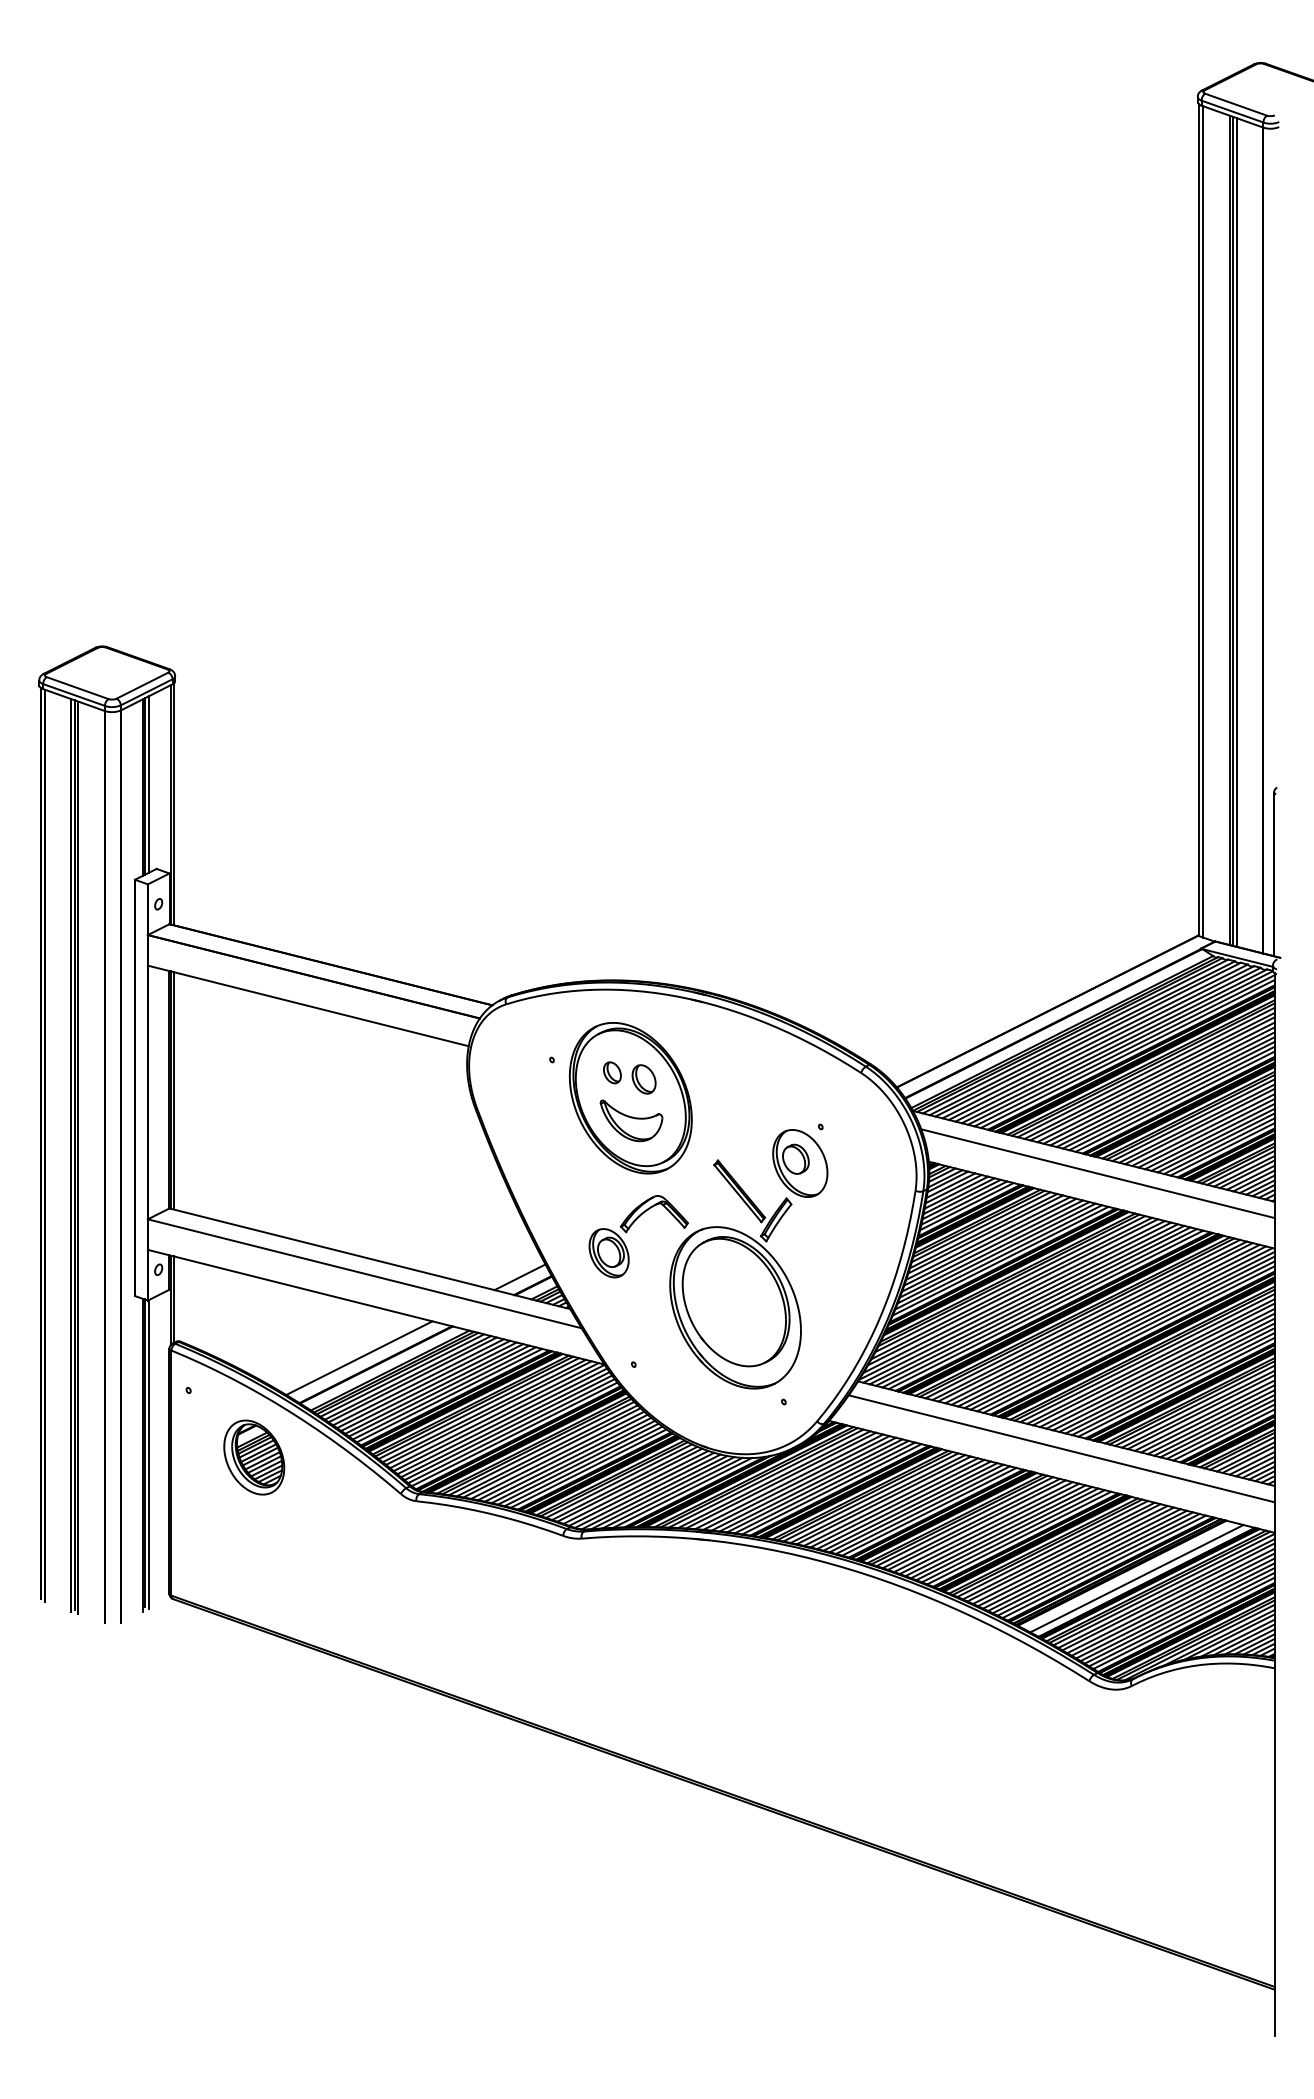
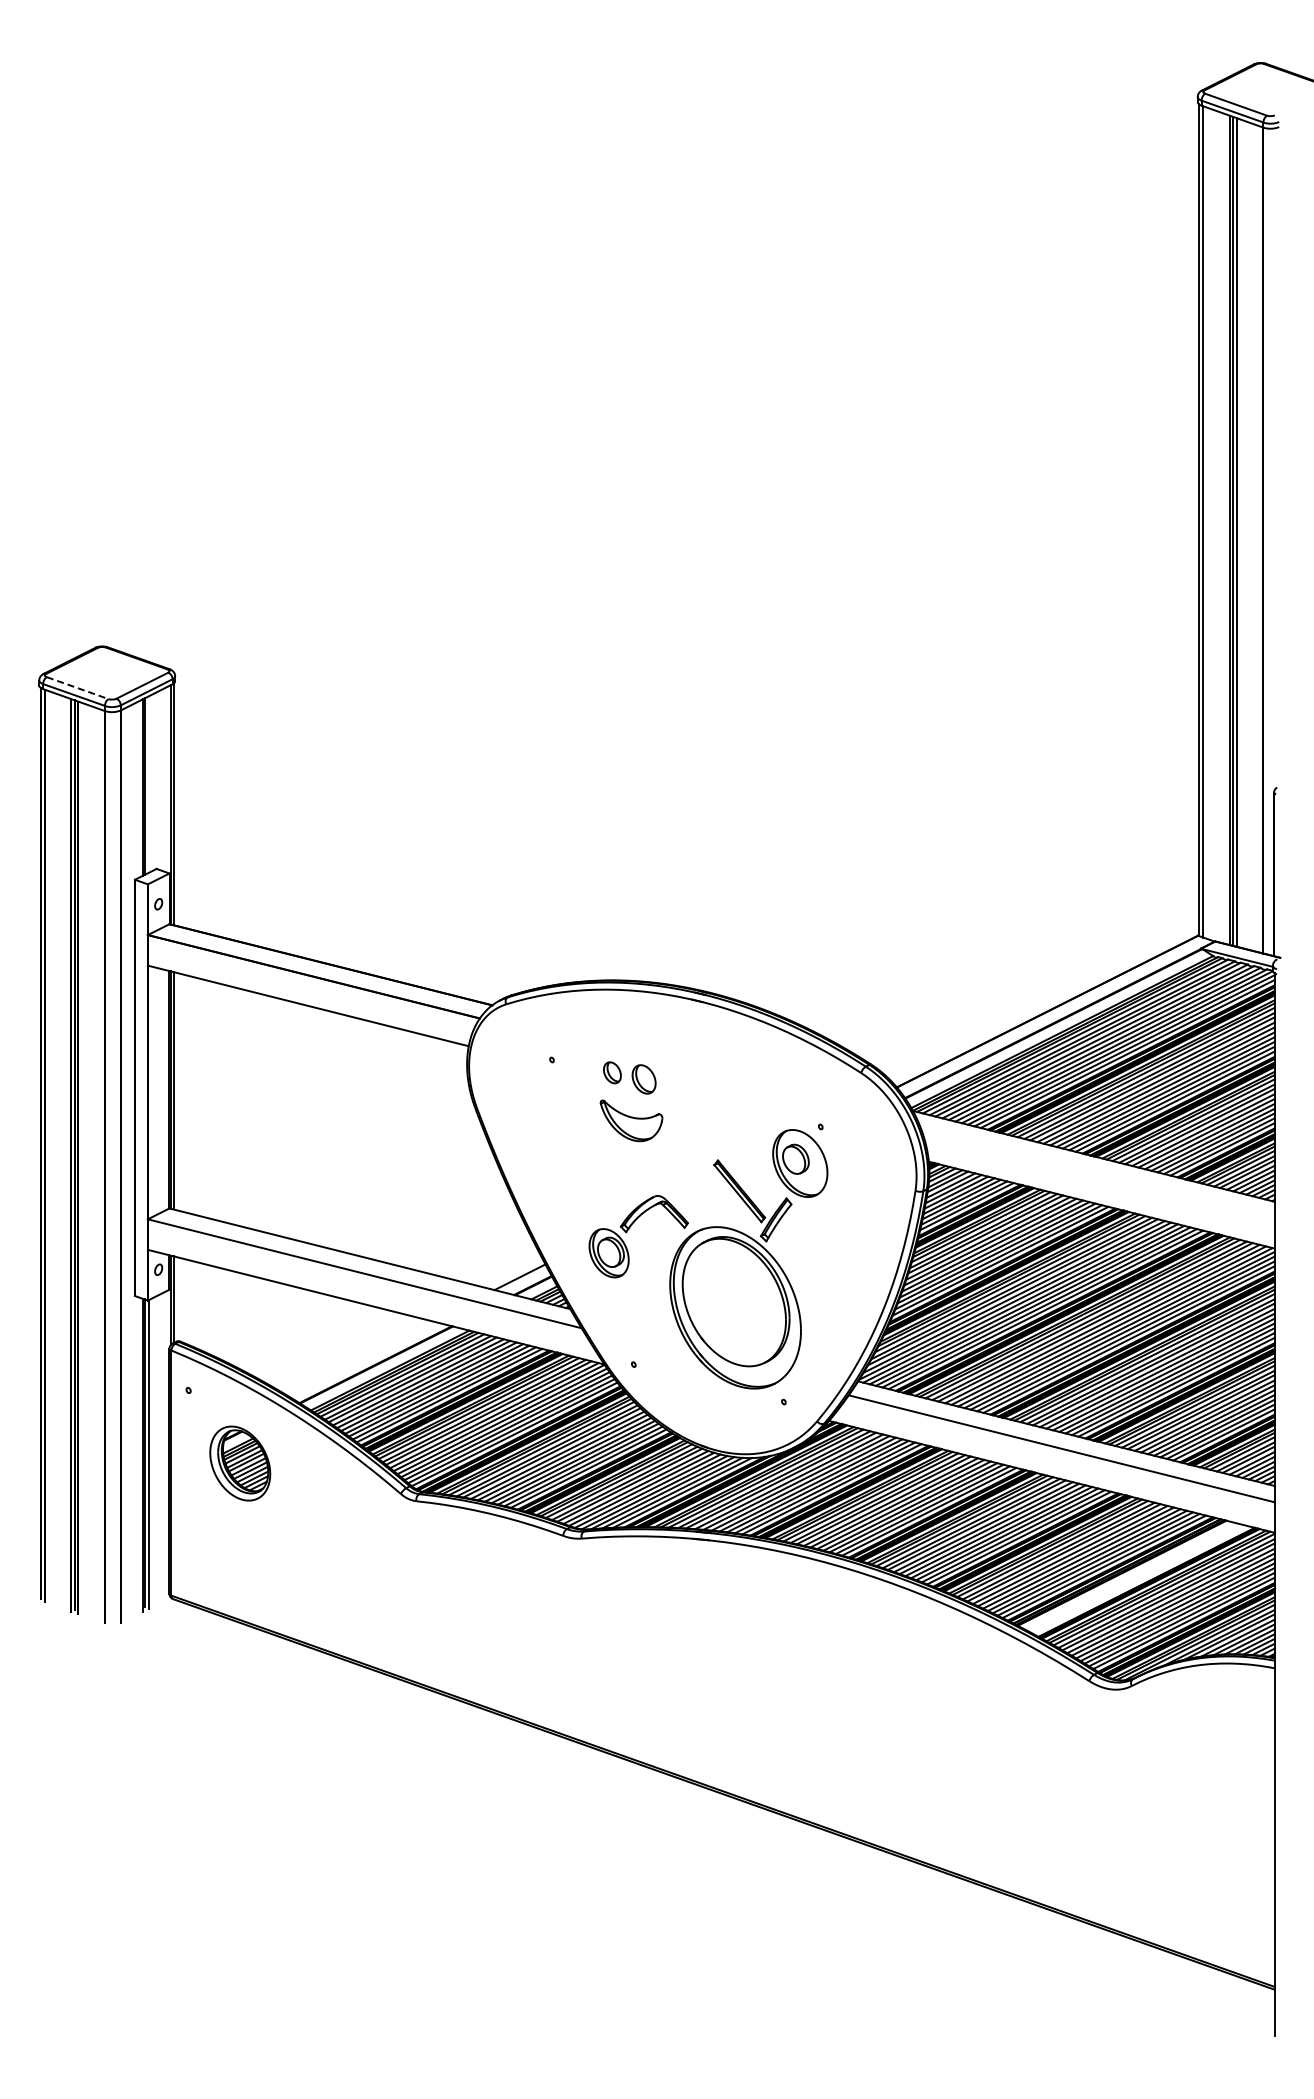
line: solid -> dashed (77, 688)
line: present -> none (148, 784)
part: present -> none (630, 1098)
line: present -> none (1097, 1173)
line: present -> none (359, 1358)
part position: (254, 1457) -> (240, 1463) (240, 1463)
line: present -> none (1136, 1578)
